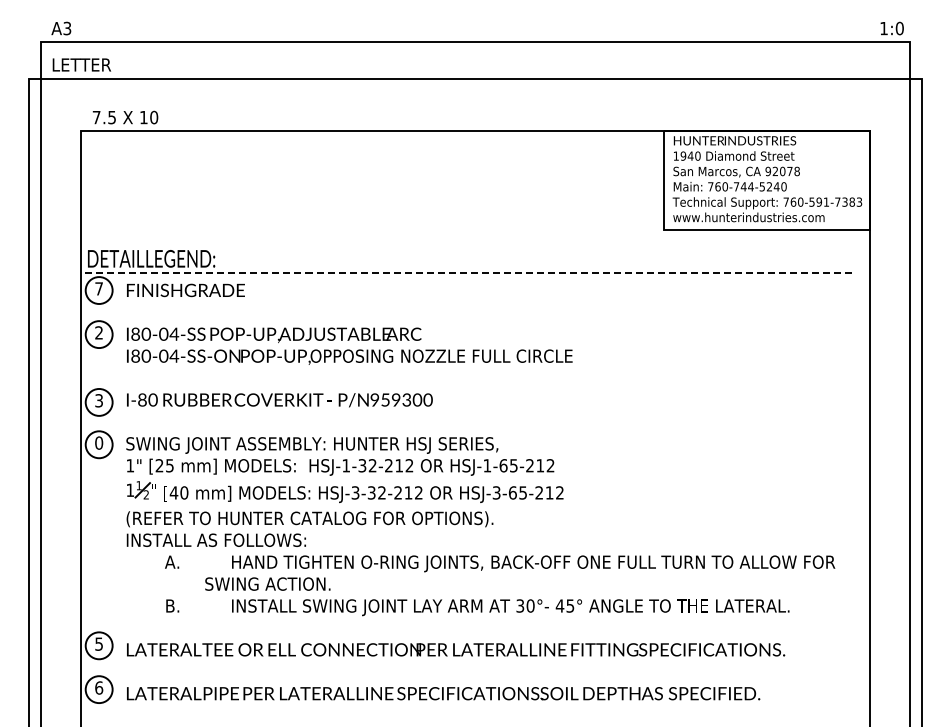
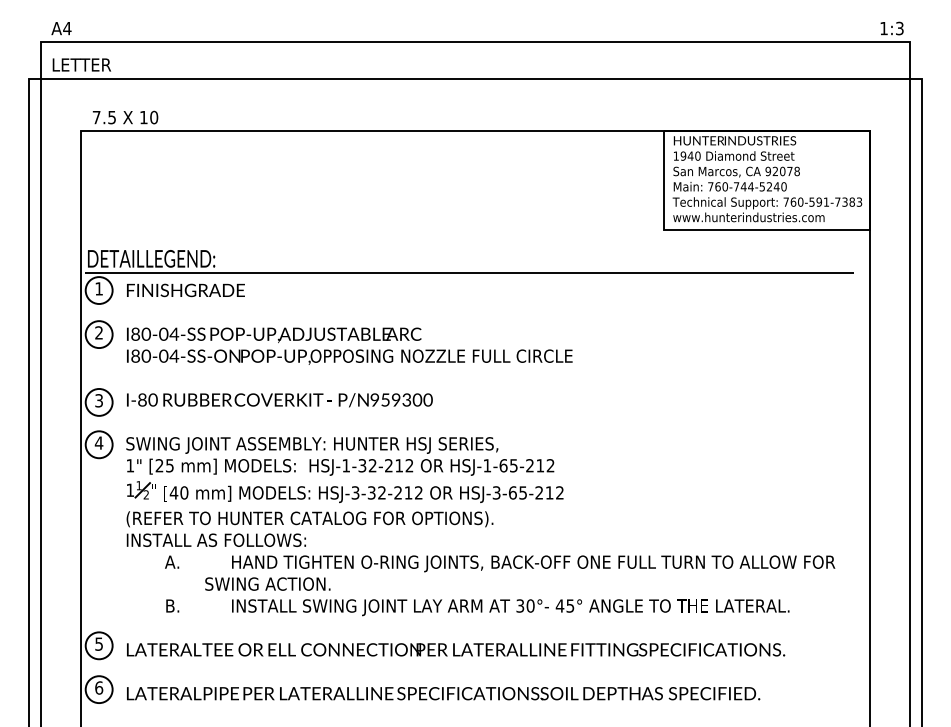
text: A3 -> A4 (67, 28)
text: 1:0 -> 1:3 (899, 28)
line: dashed -> solid (470, 273)
text: 7 -> 1 (98, 288)
text: 0 -> 4 (98, 442)
